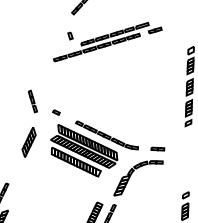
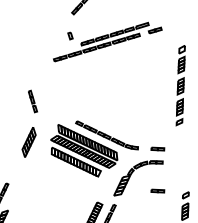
part position: (189, 86) -> (180, 85) (180, 85)
part: present -> none (56, 112)
part: none -> present (157, 190)
